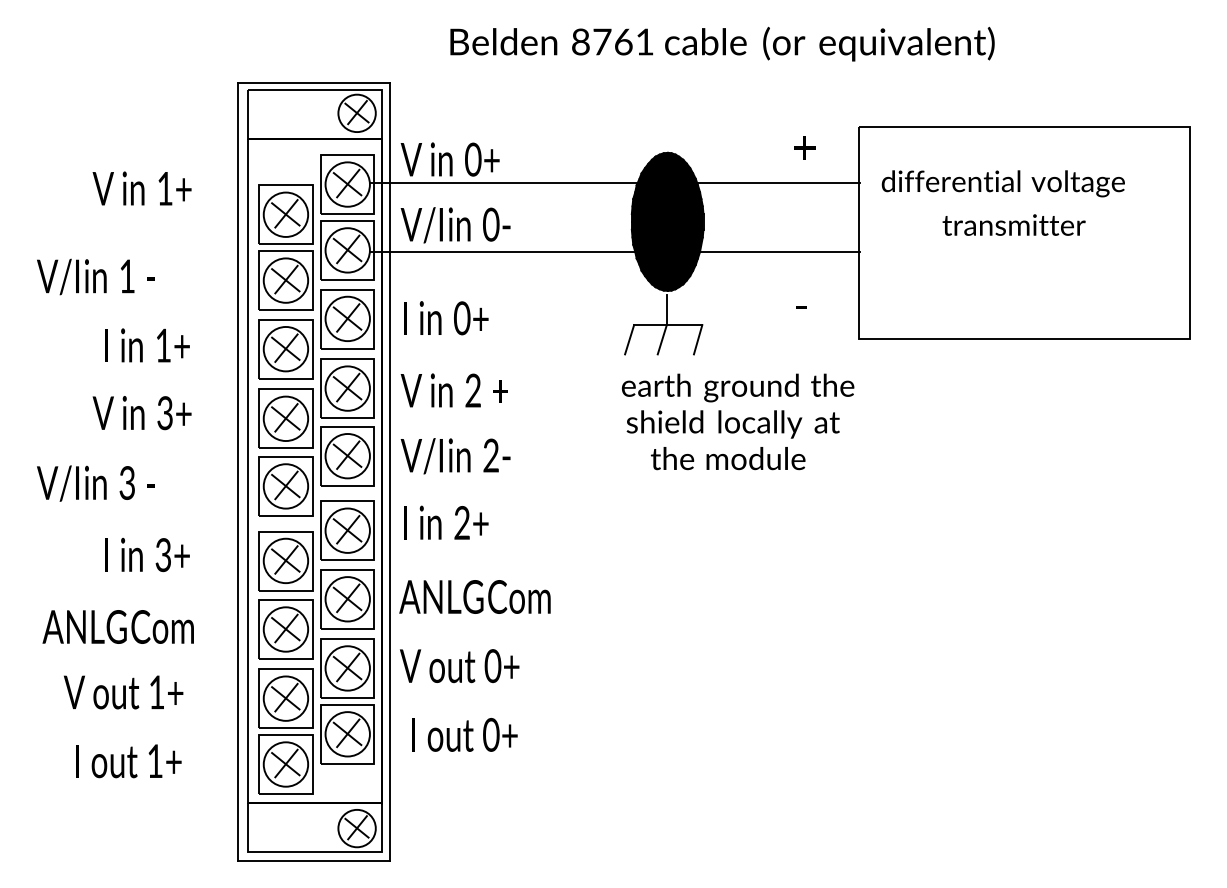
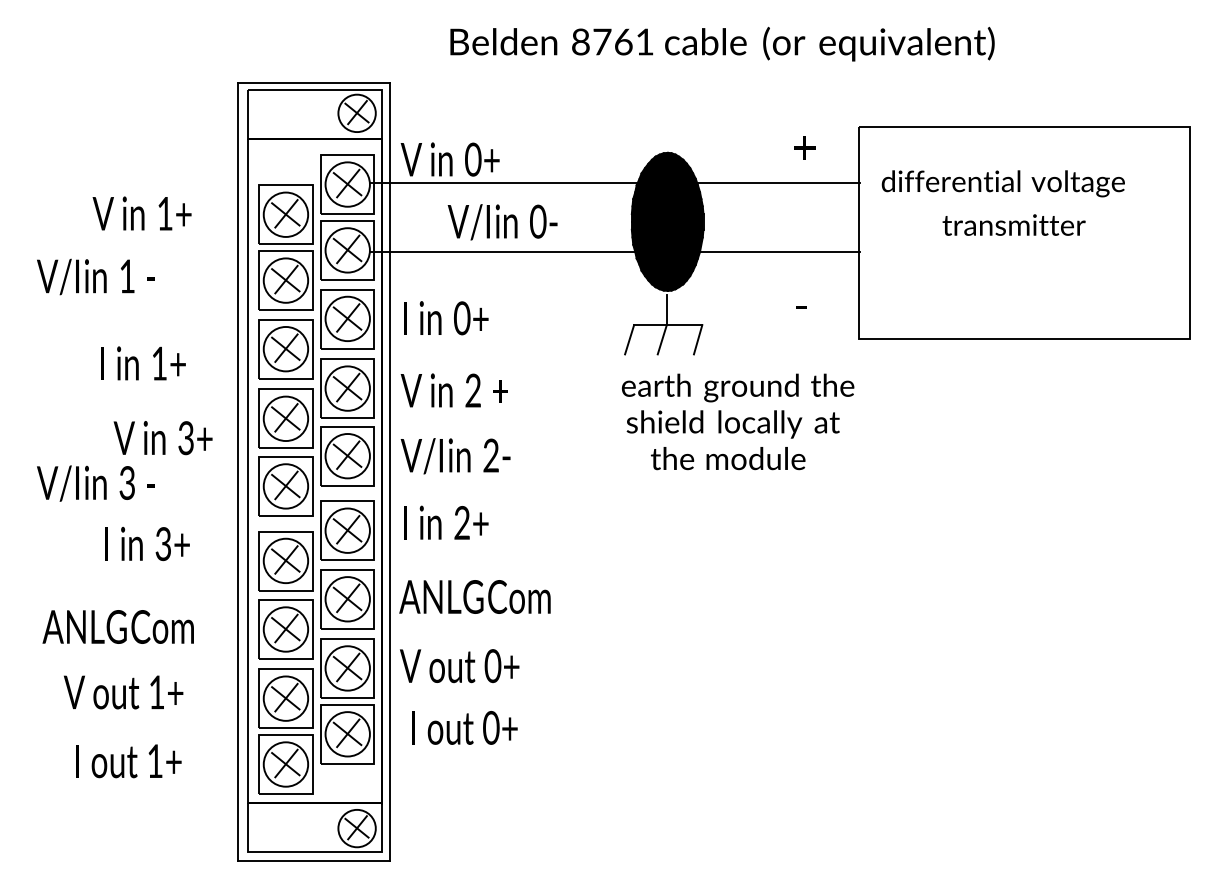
text position: (141, 188) -> (141, 213) (141, 213)
text position: (455, 225) -> (502, 222) (502, 222)
text position: (147, 345) -> (143, 363) (143, 363)
text position: (141, 413) -> (162, 438) (162, 438)
text position: (147, 555) -> (147, 544) (147, 544)
text position: (464, 734) -> (464, 727) (464, 727)
